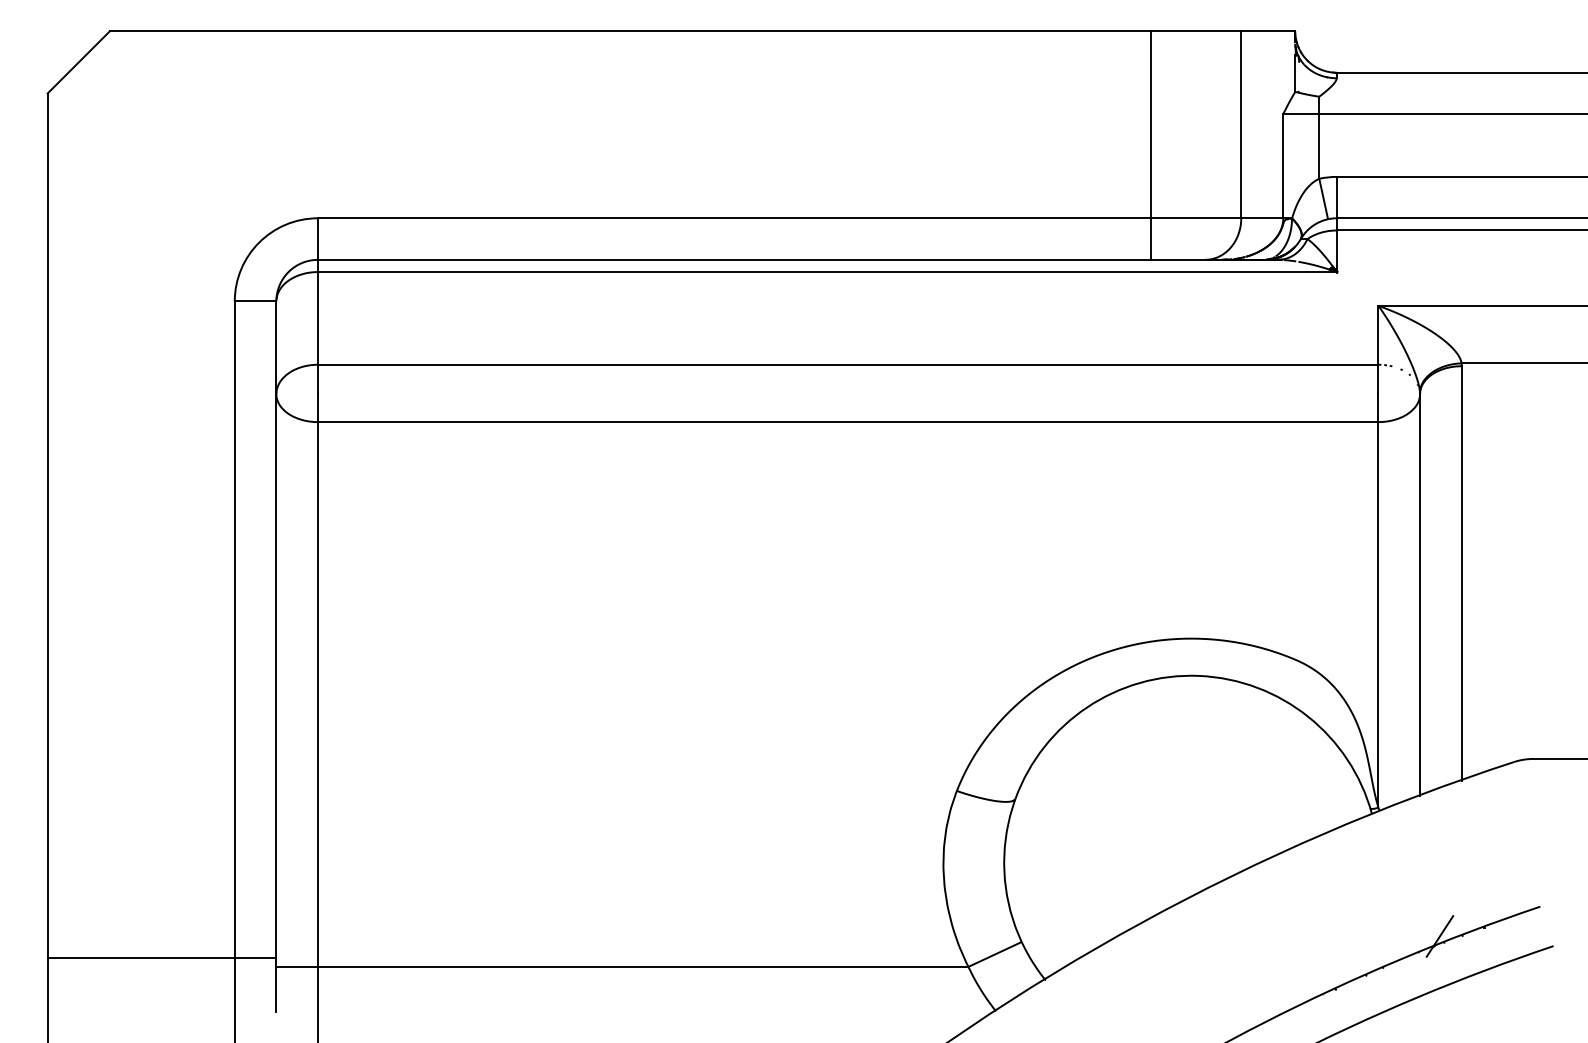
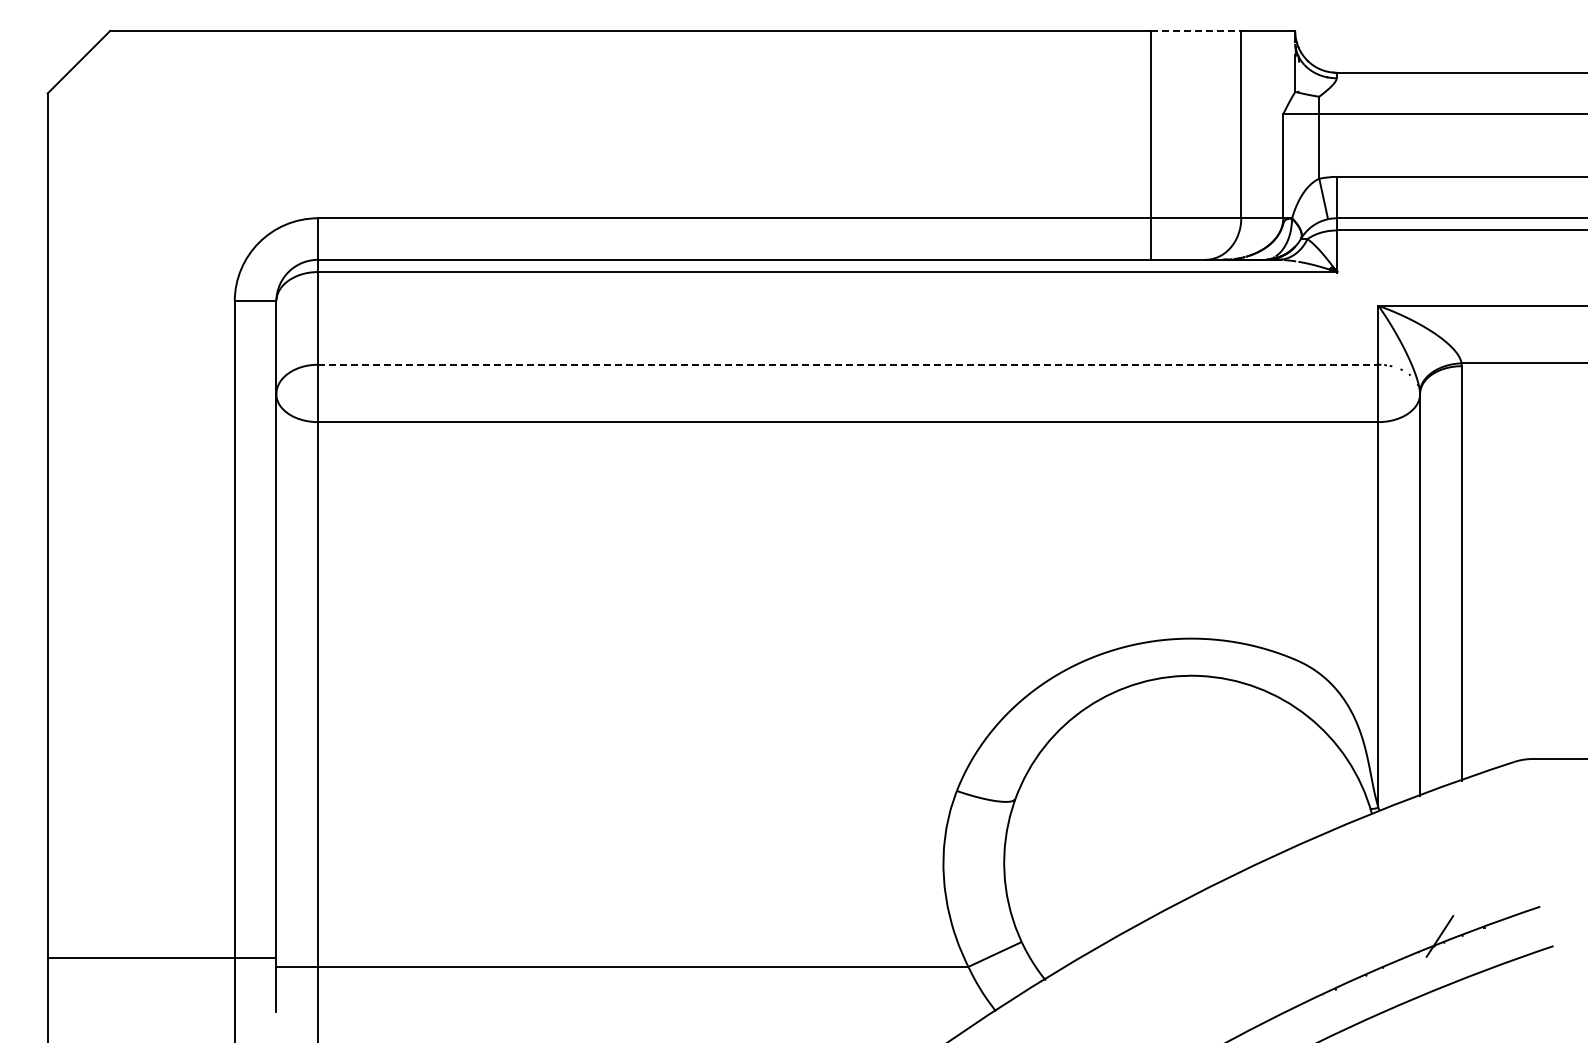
line: solid -> dashed (1196, 31)
line: solid -> dashed (848, 364)
